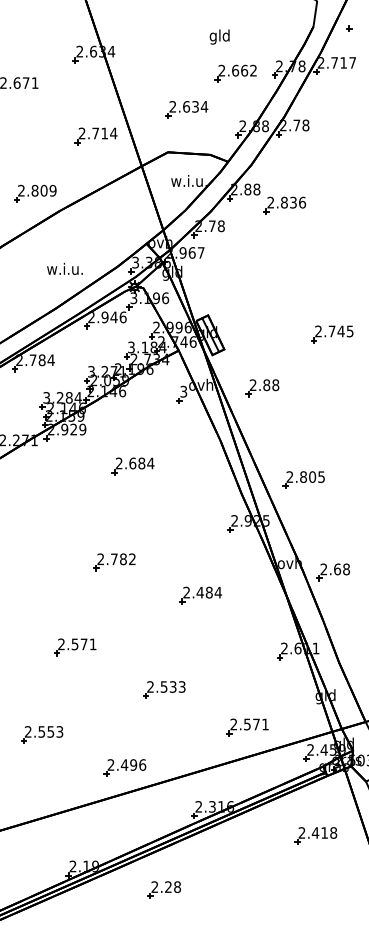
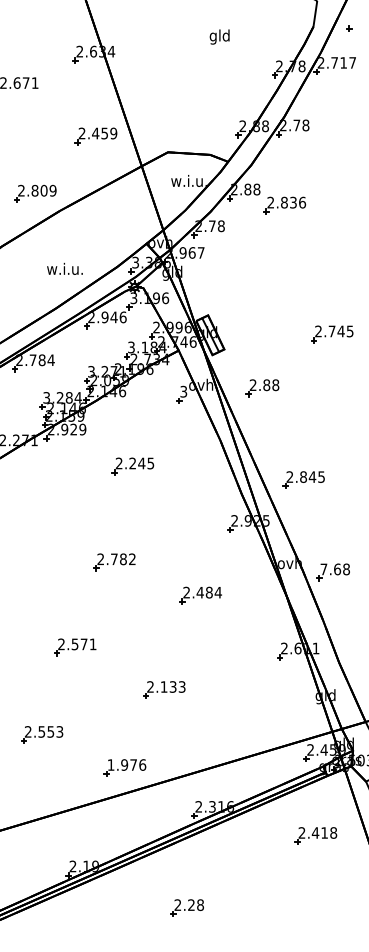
part: present -> none (235, 73)
part: present -> none (186, 109)
text: 2.714 -> 2.459 (104, 133)
text: 2.684 -> 2.245 (141, 463)
text: 2.805 -> 2.845 (312, 476)
text: 2.68 -> 7.68 (323, 569)
text: 2.533 -> 2.133 (163, 686)
part: present -> none (247, 727)
text: 2.496 -> 1.976 (122, 764)
part position: (163, 889) -> (186, 907) (186, 907)
